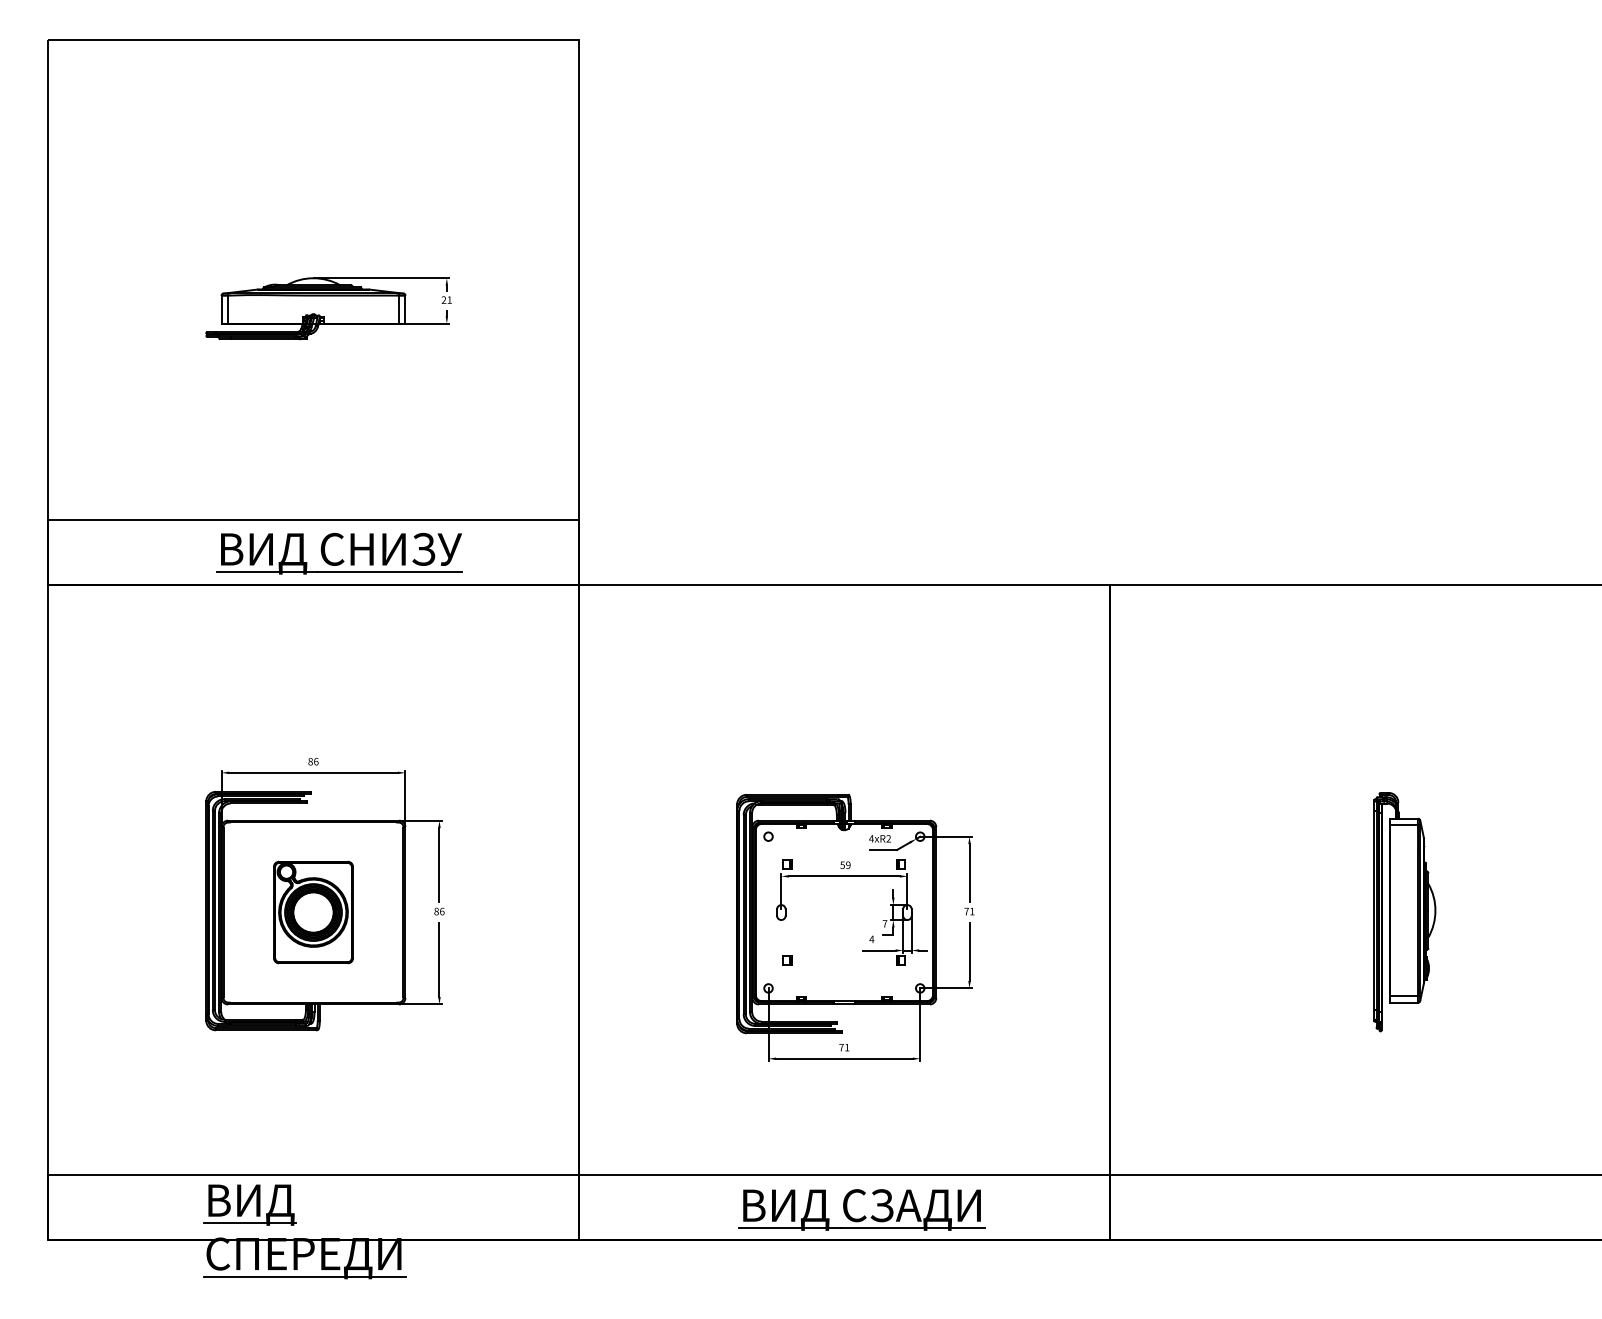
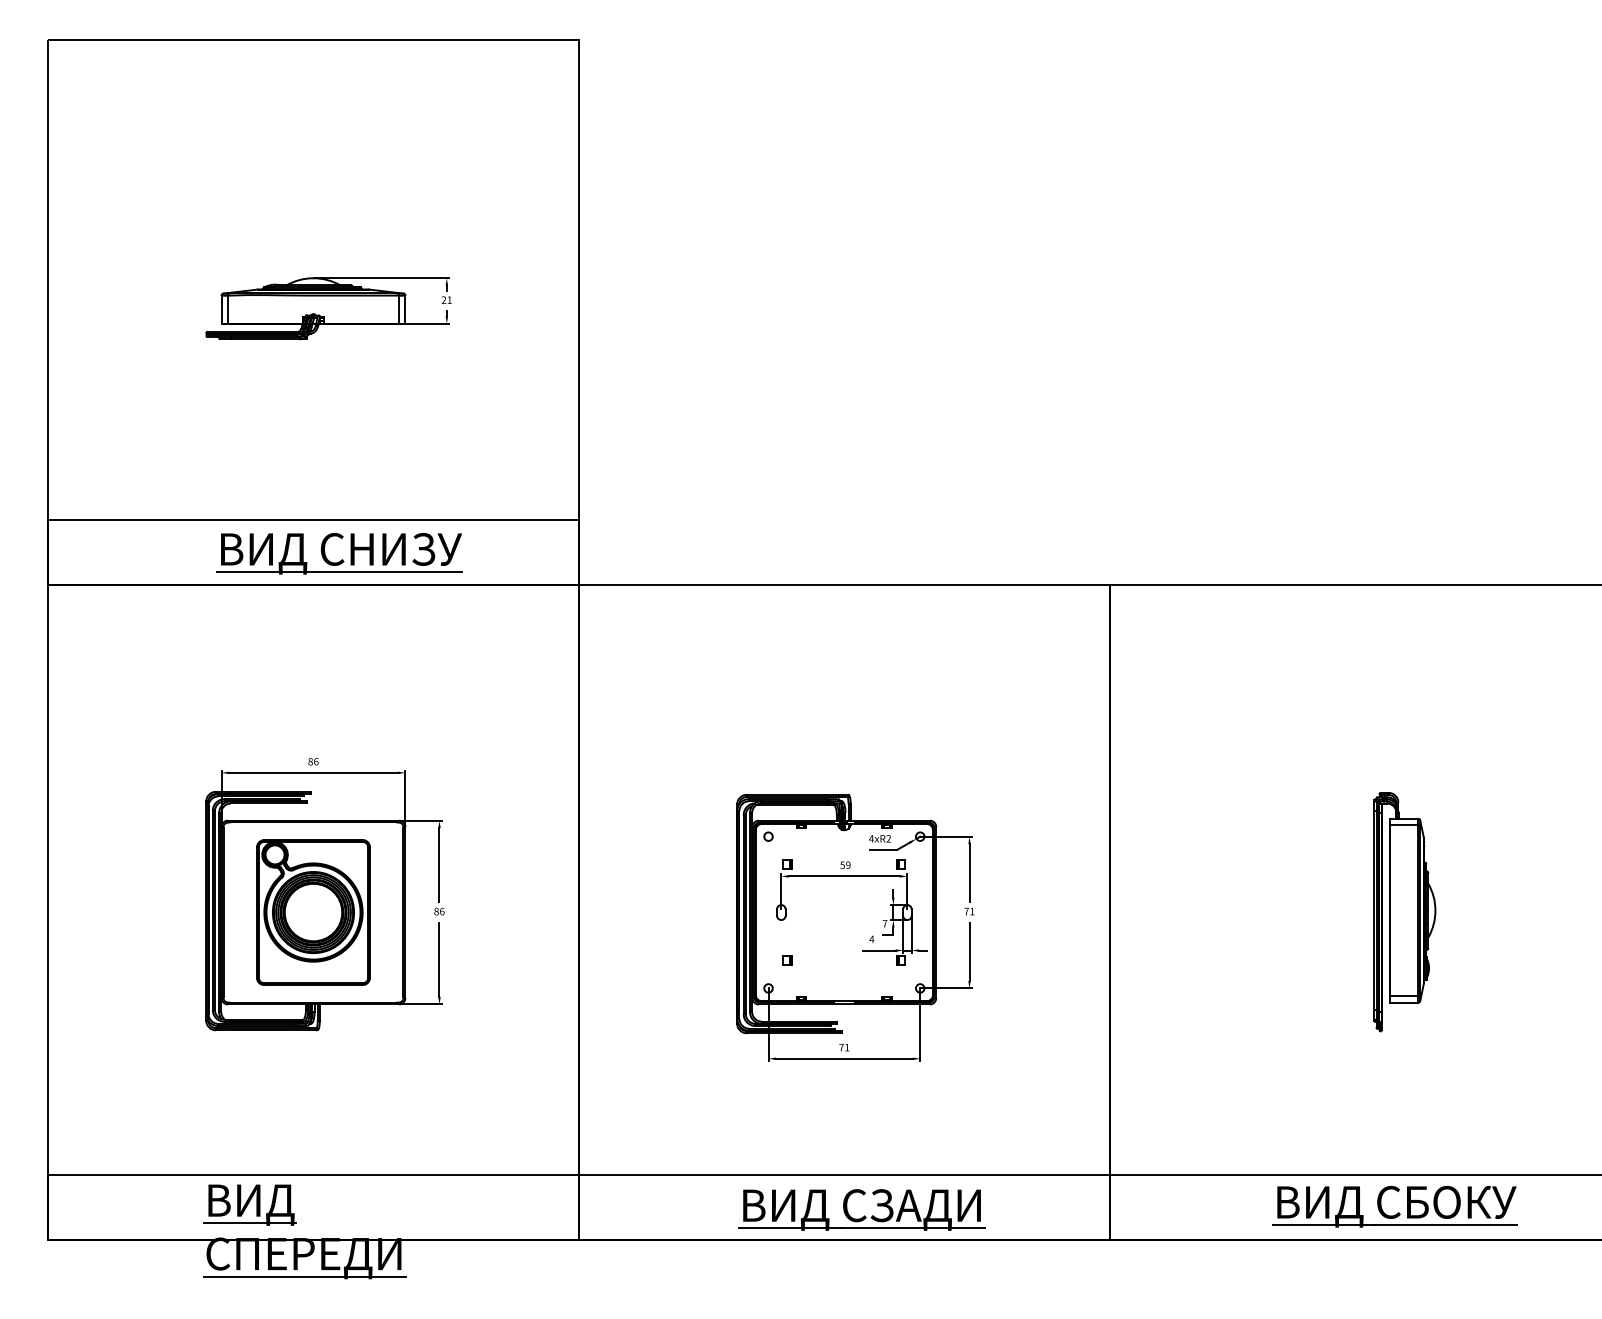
part size: 81x105 px -> 115x147 px (313, 912)
part: none -> present (1398, 1212)
